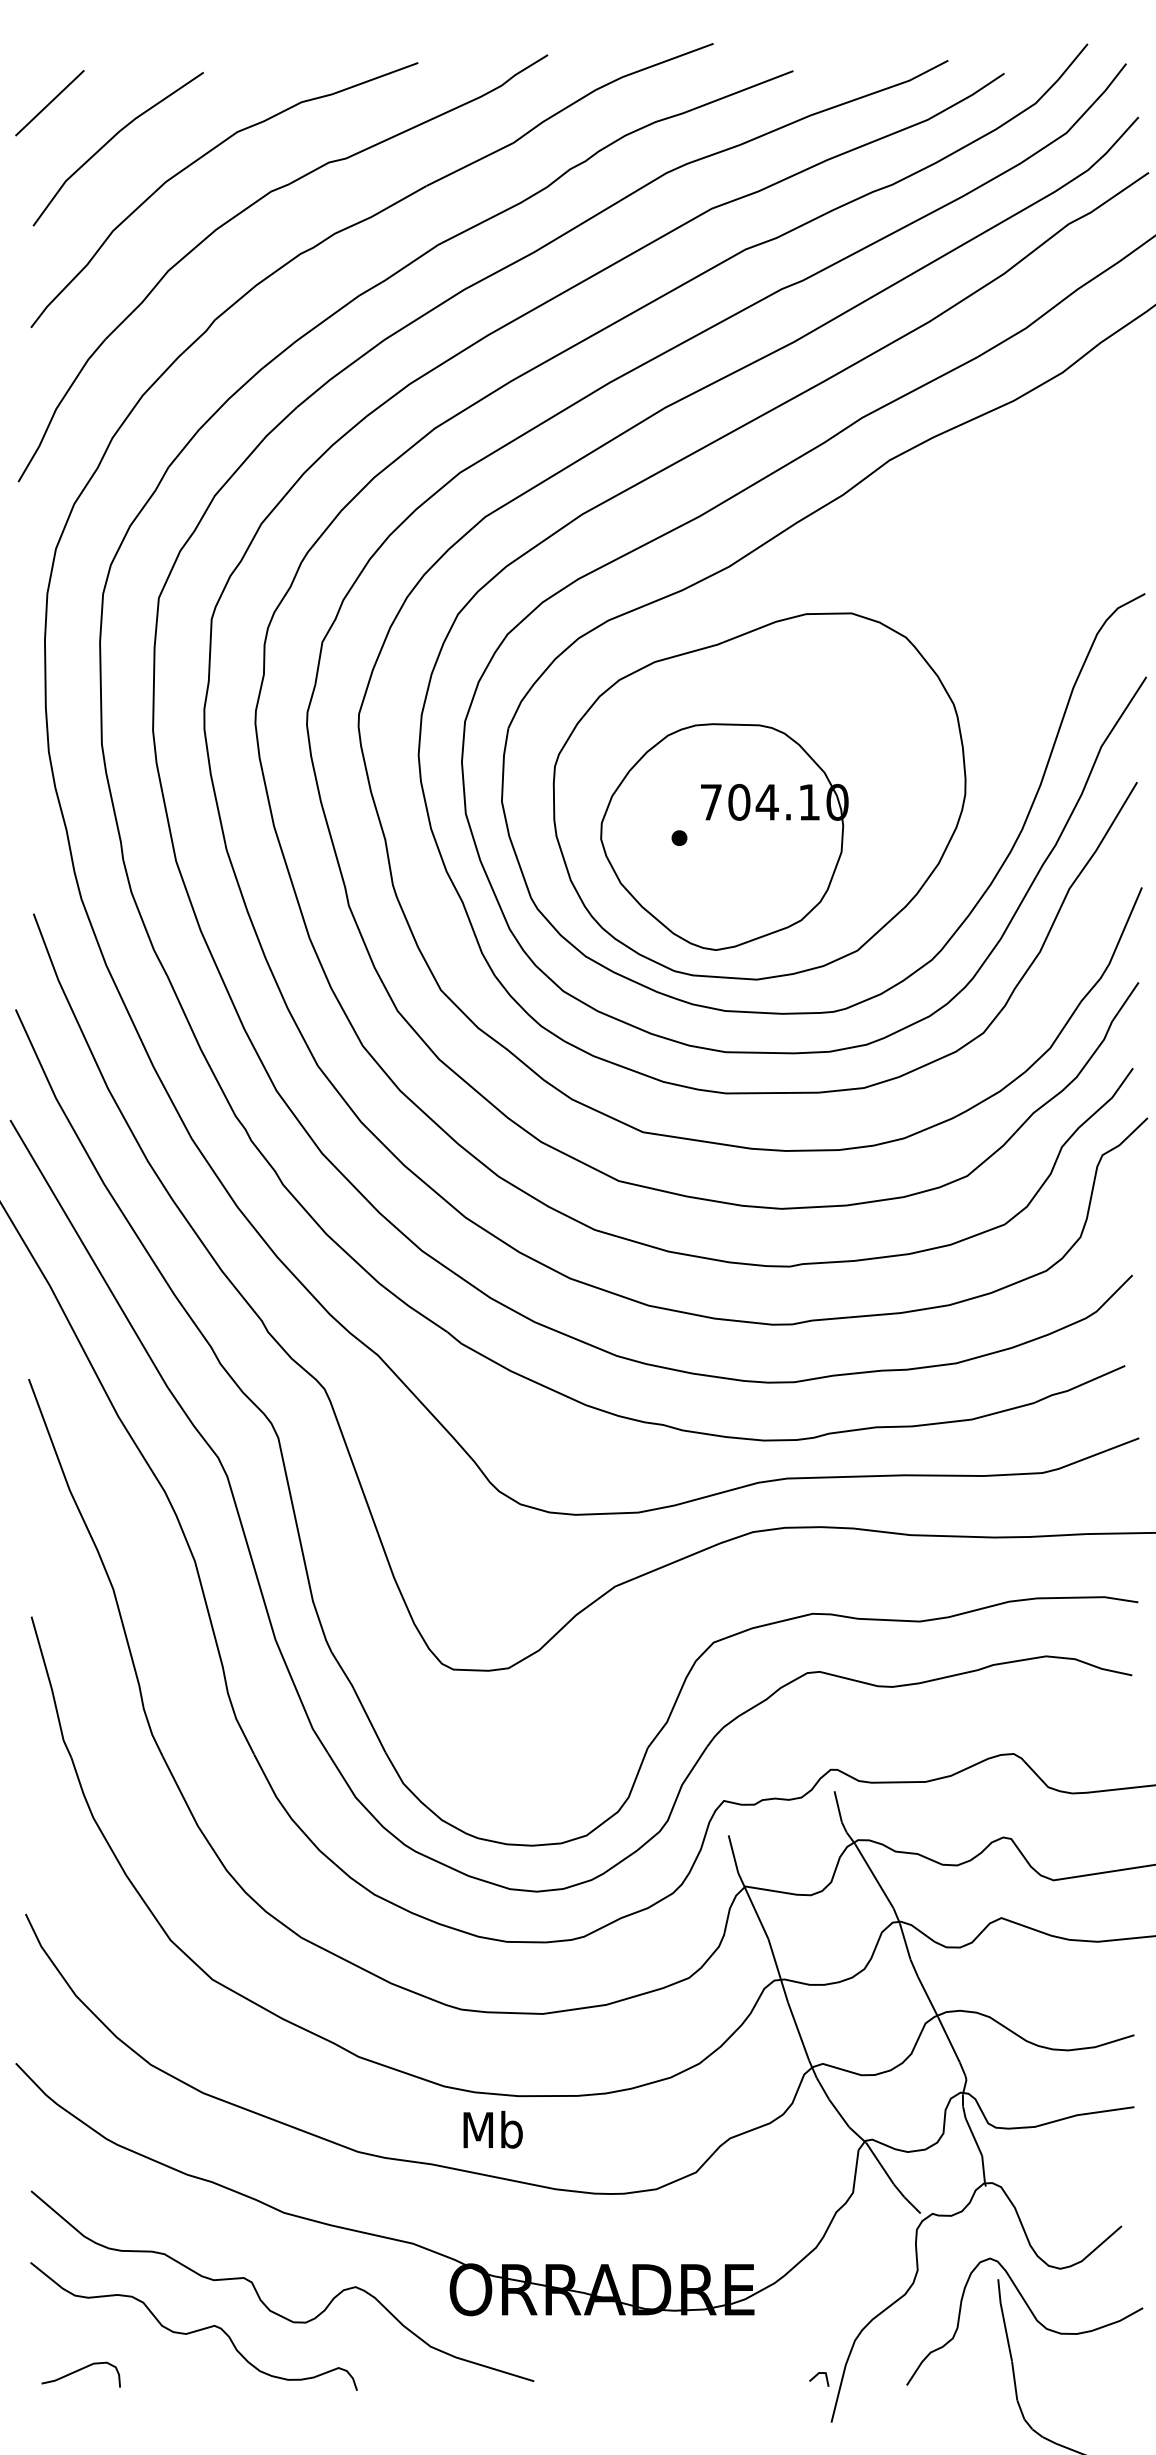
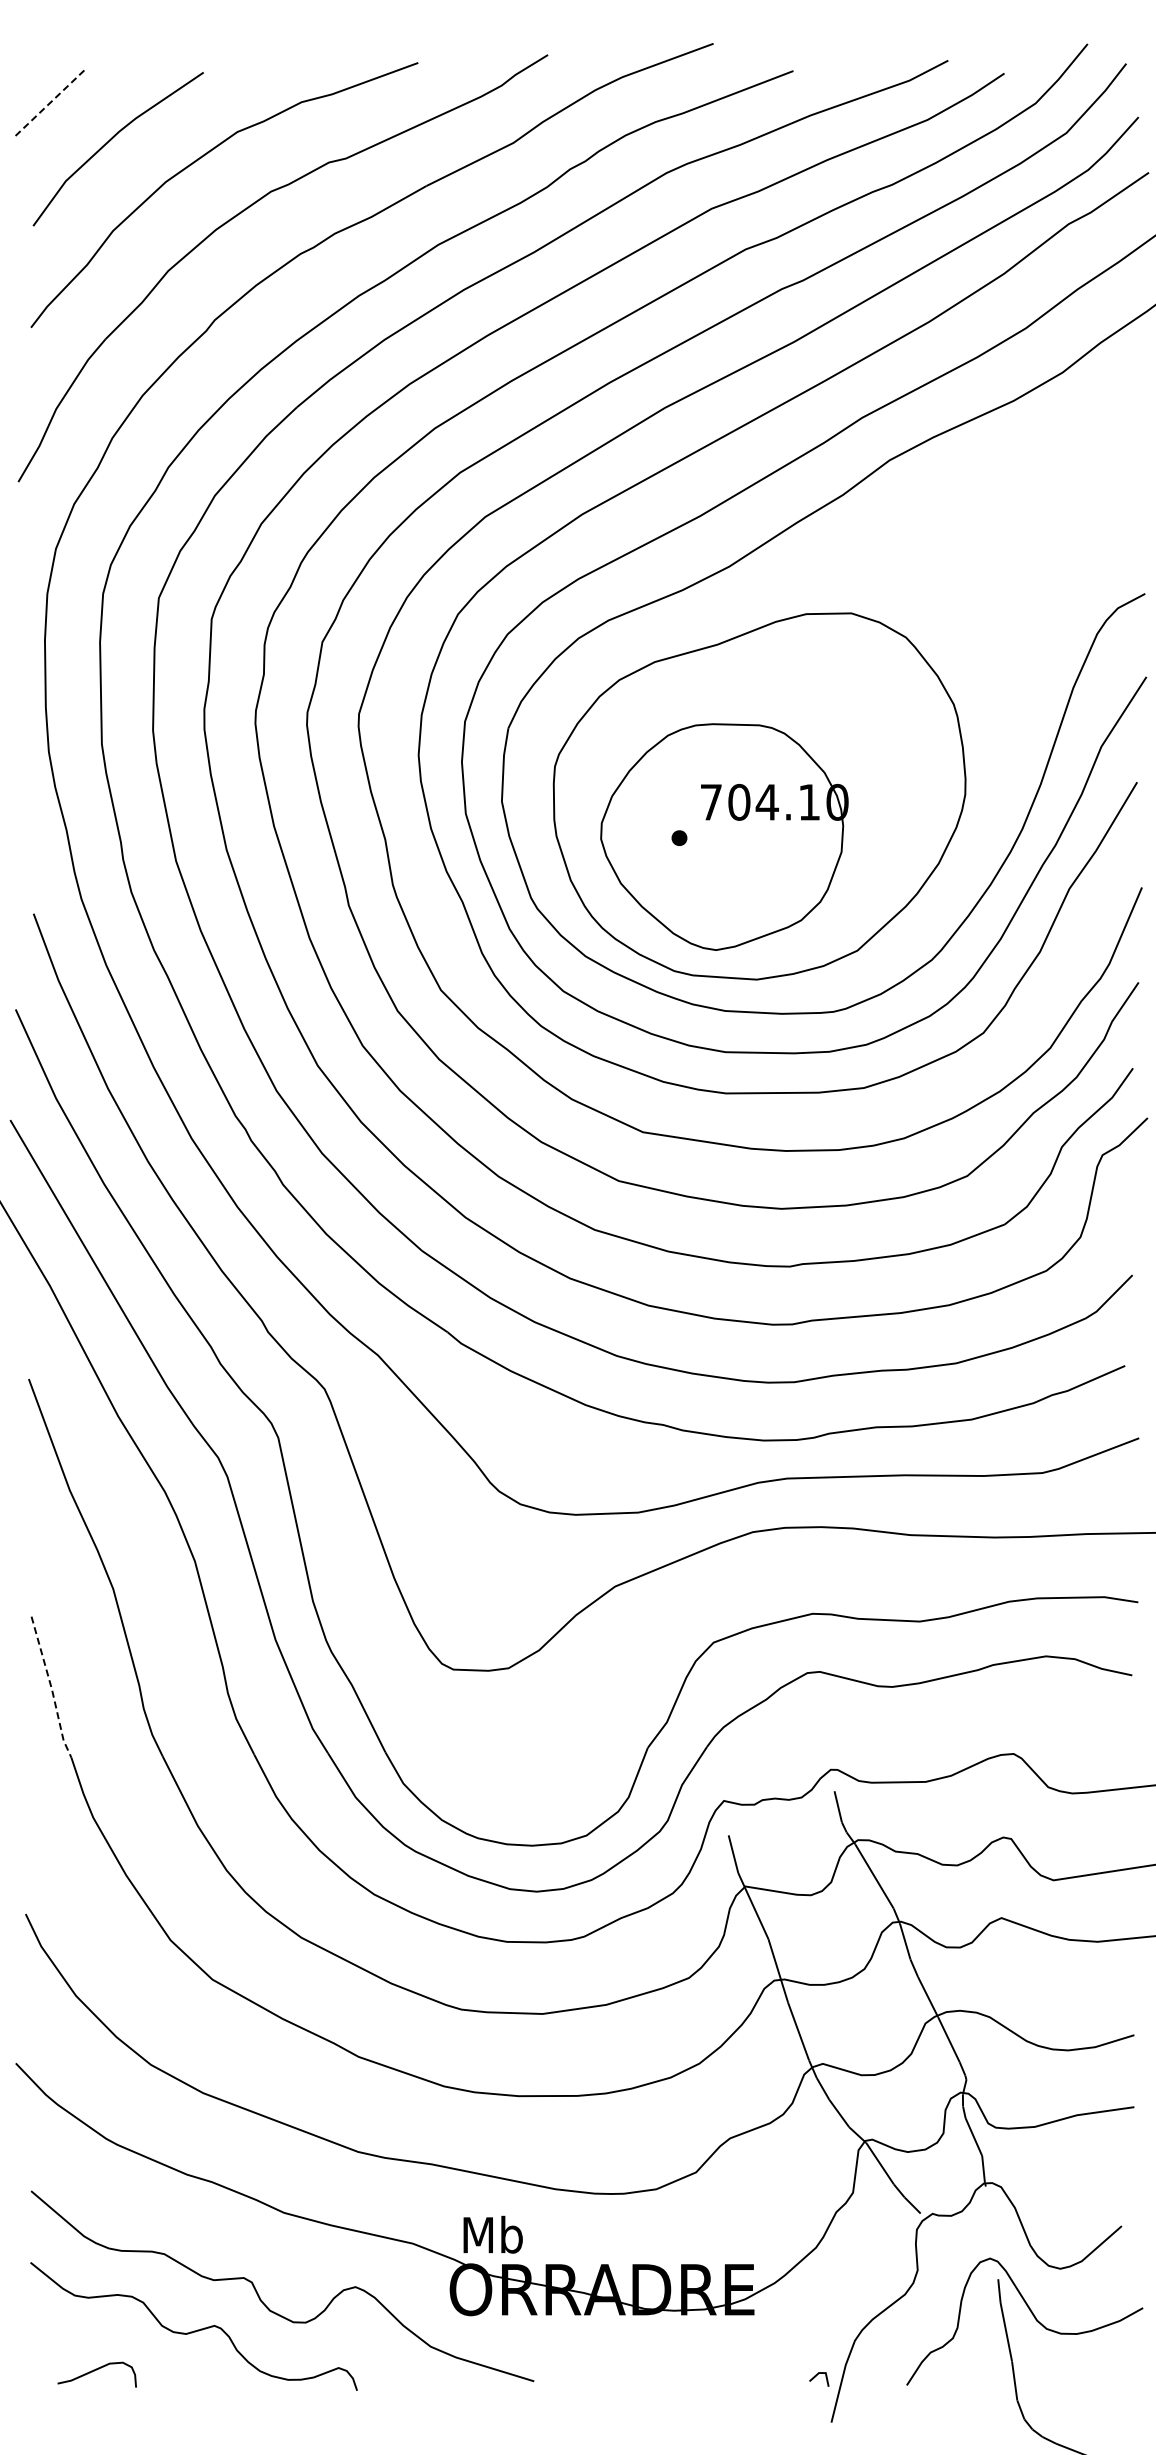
line: solid -> dashed (49, 103)
line: solid -> dashed (51, 1688)
text position: (492, 2129) -> (492, 2234) (492, 2234)
curve position: (78, 2371) -> (94, 2371) (94, 2371)
